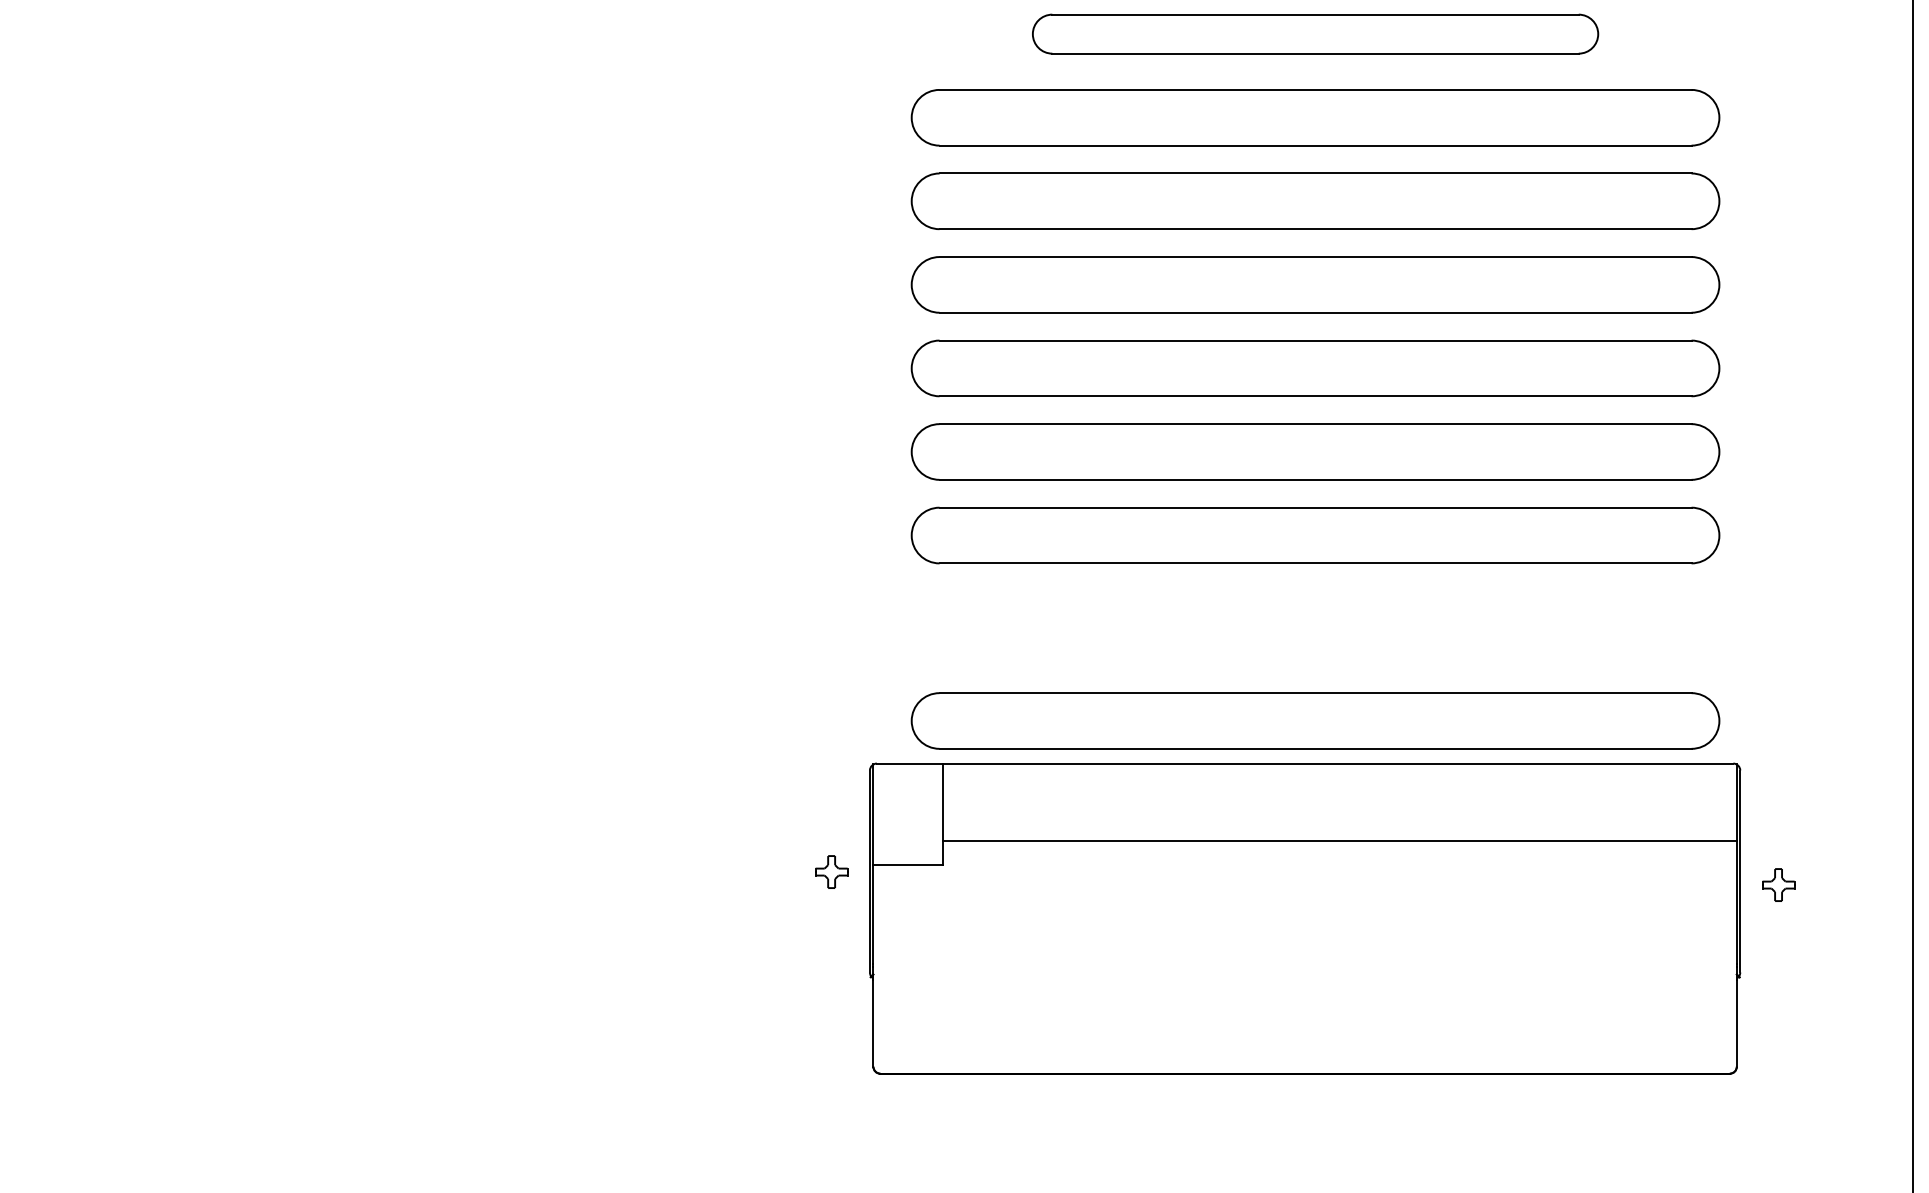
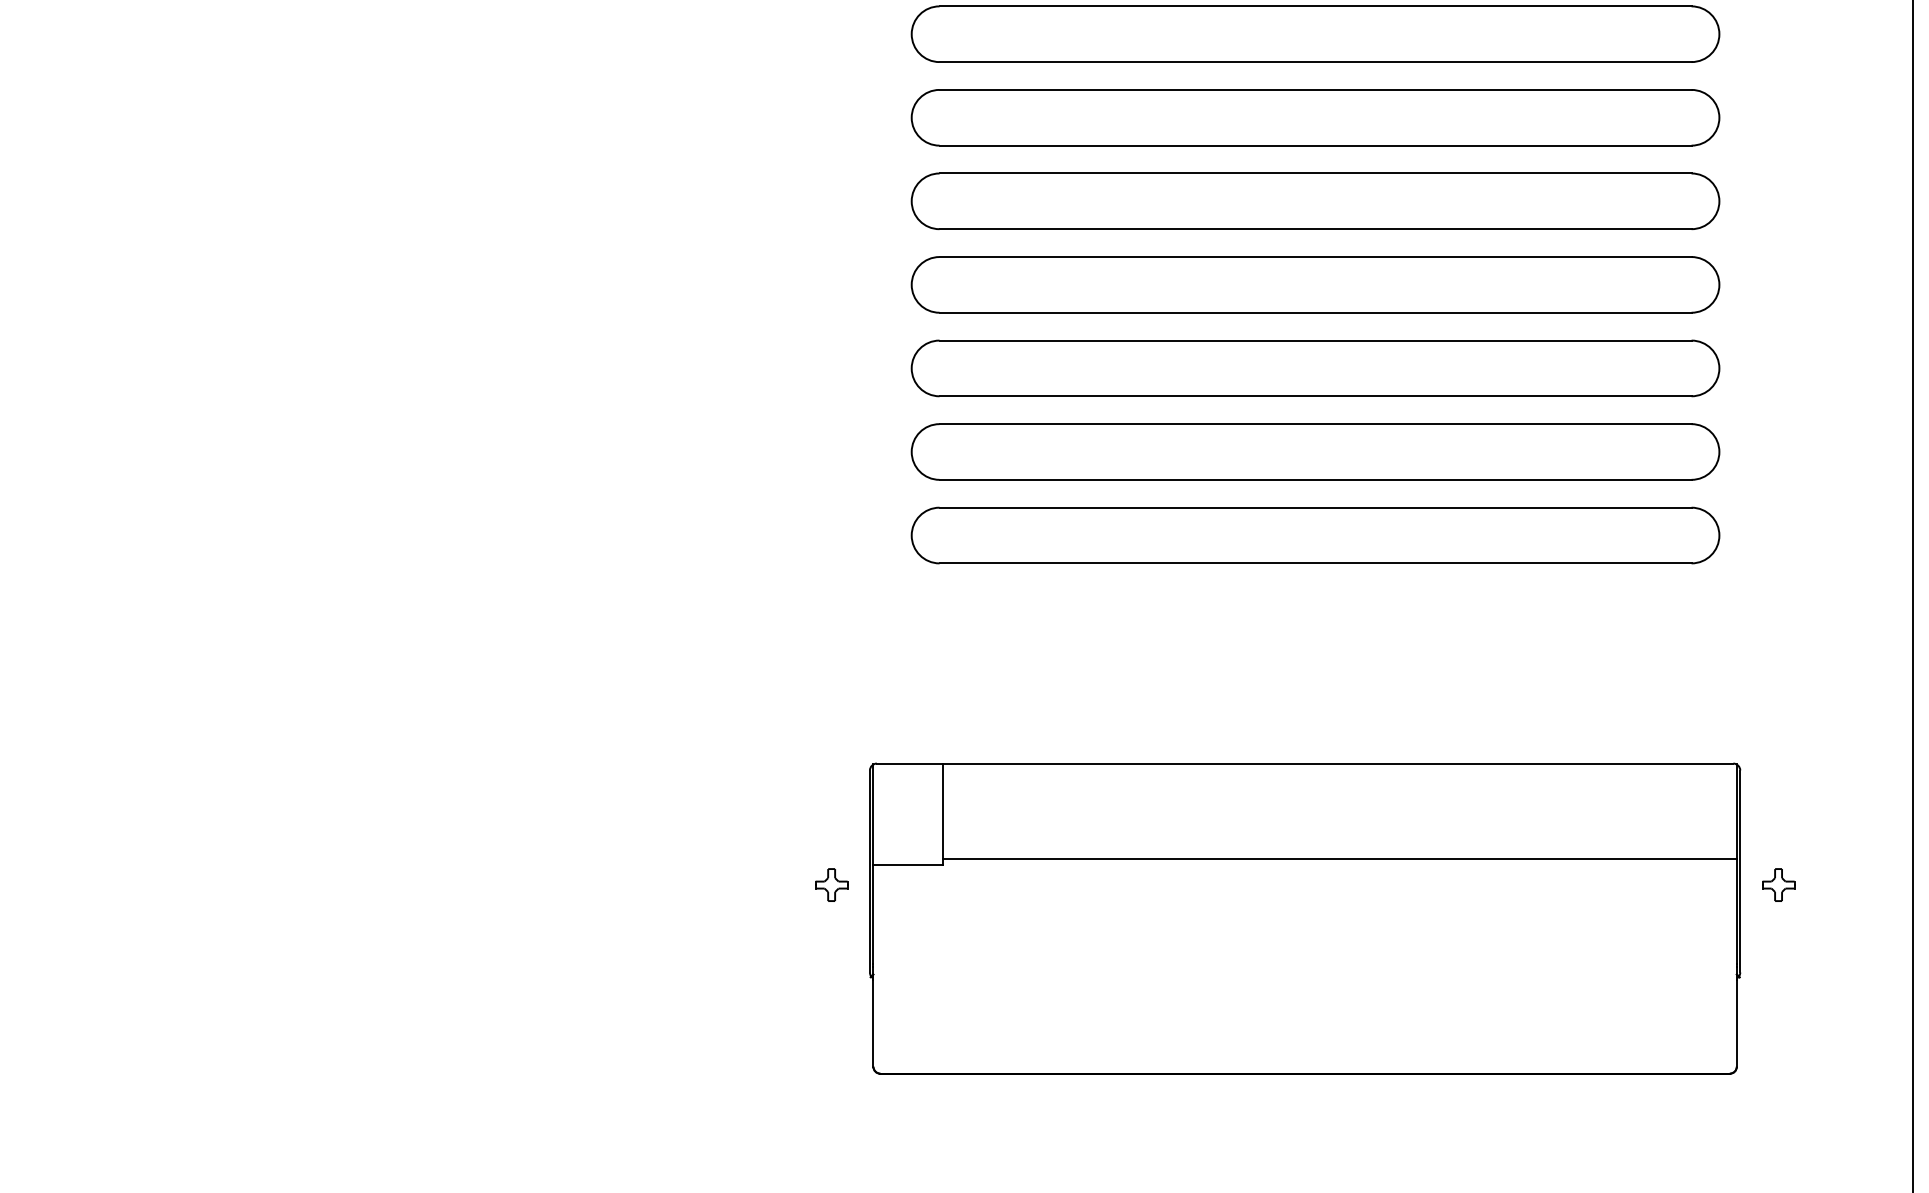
part size: 568x42 px -> 811x58 px (1315, 33)
part: present -> none (1315, 720)
line position: (1339, 840) -> (1339, 858) (1339, 858)
part position: (831, 871) -> (831, 884) (831, 884)
